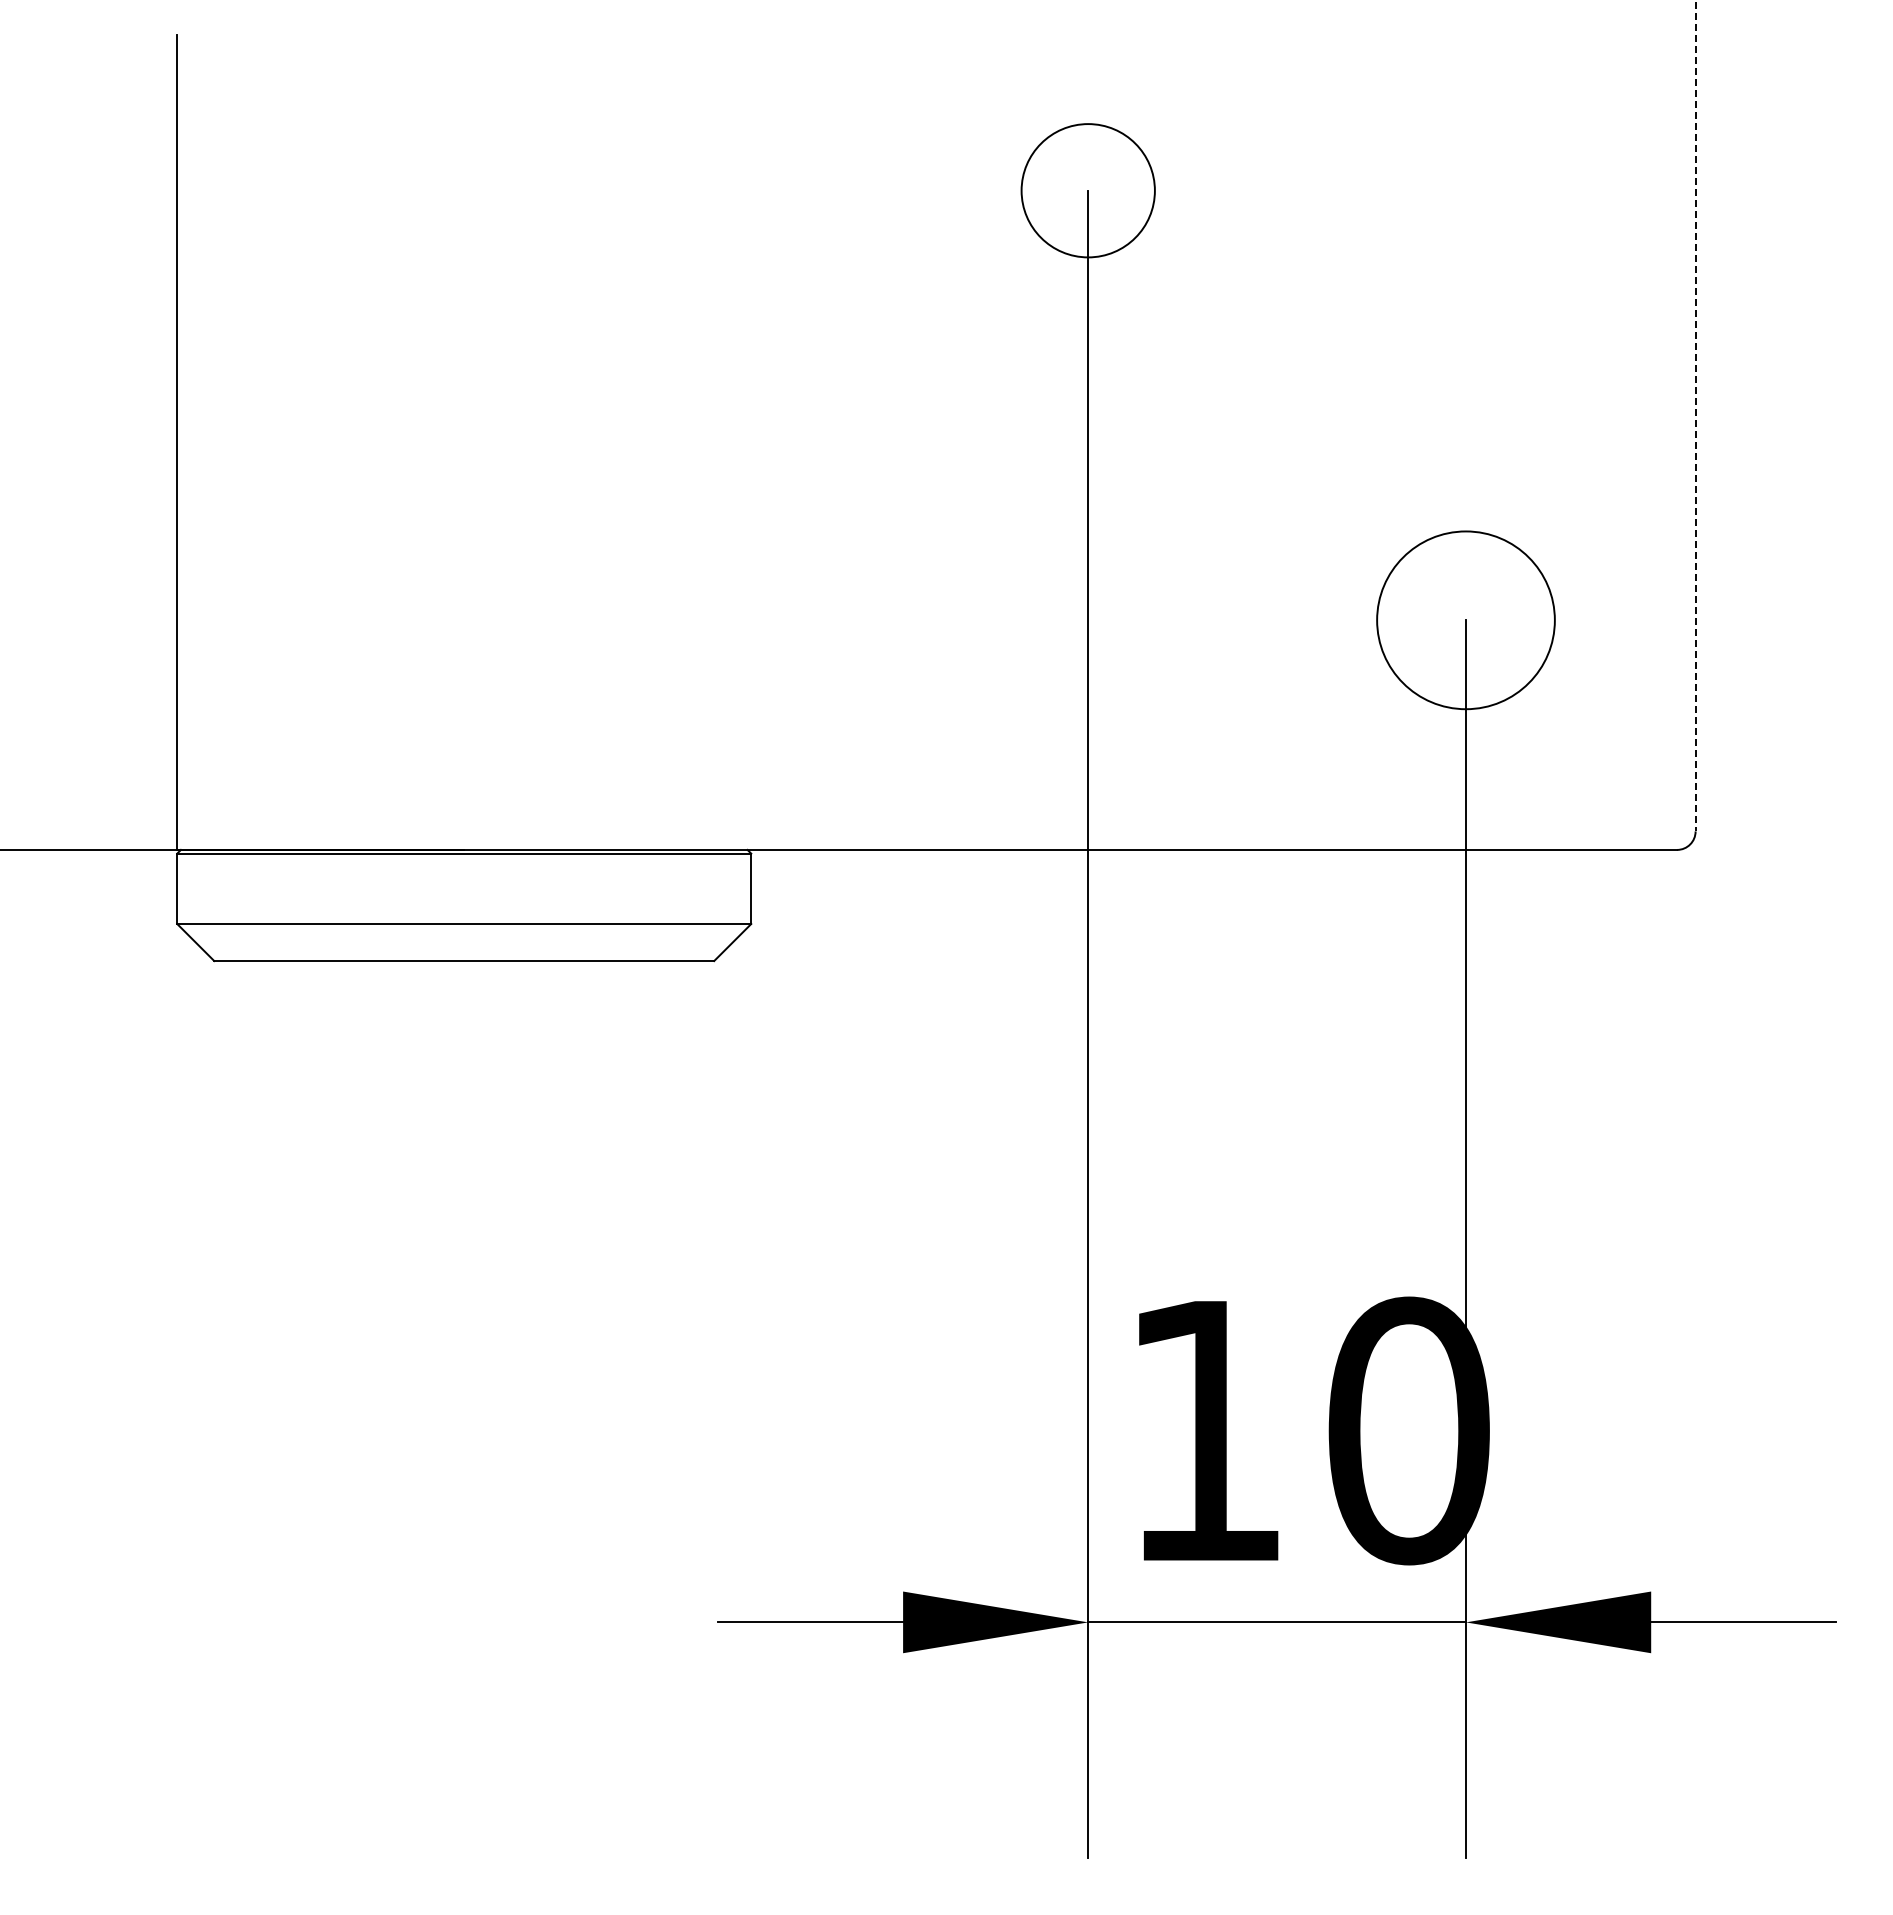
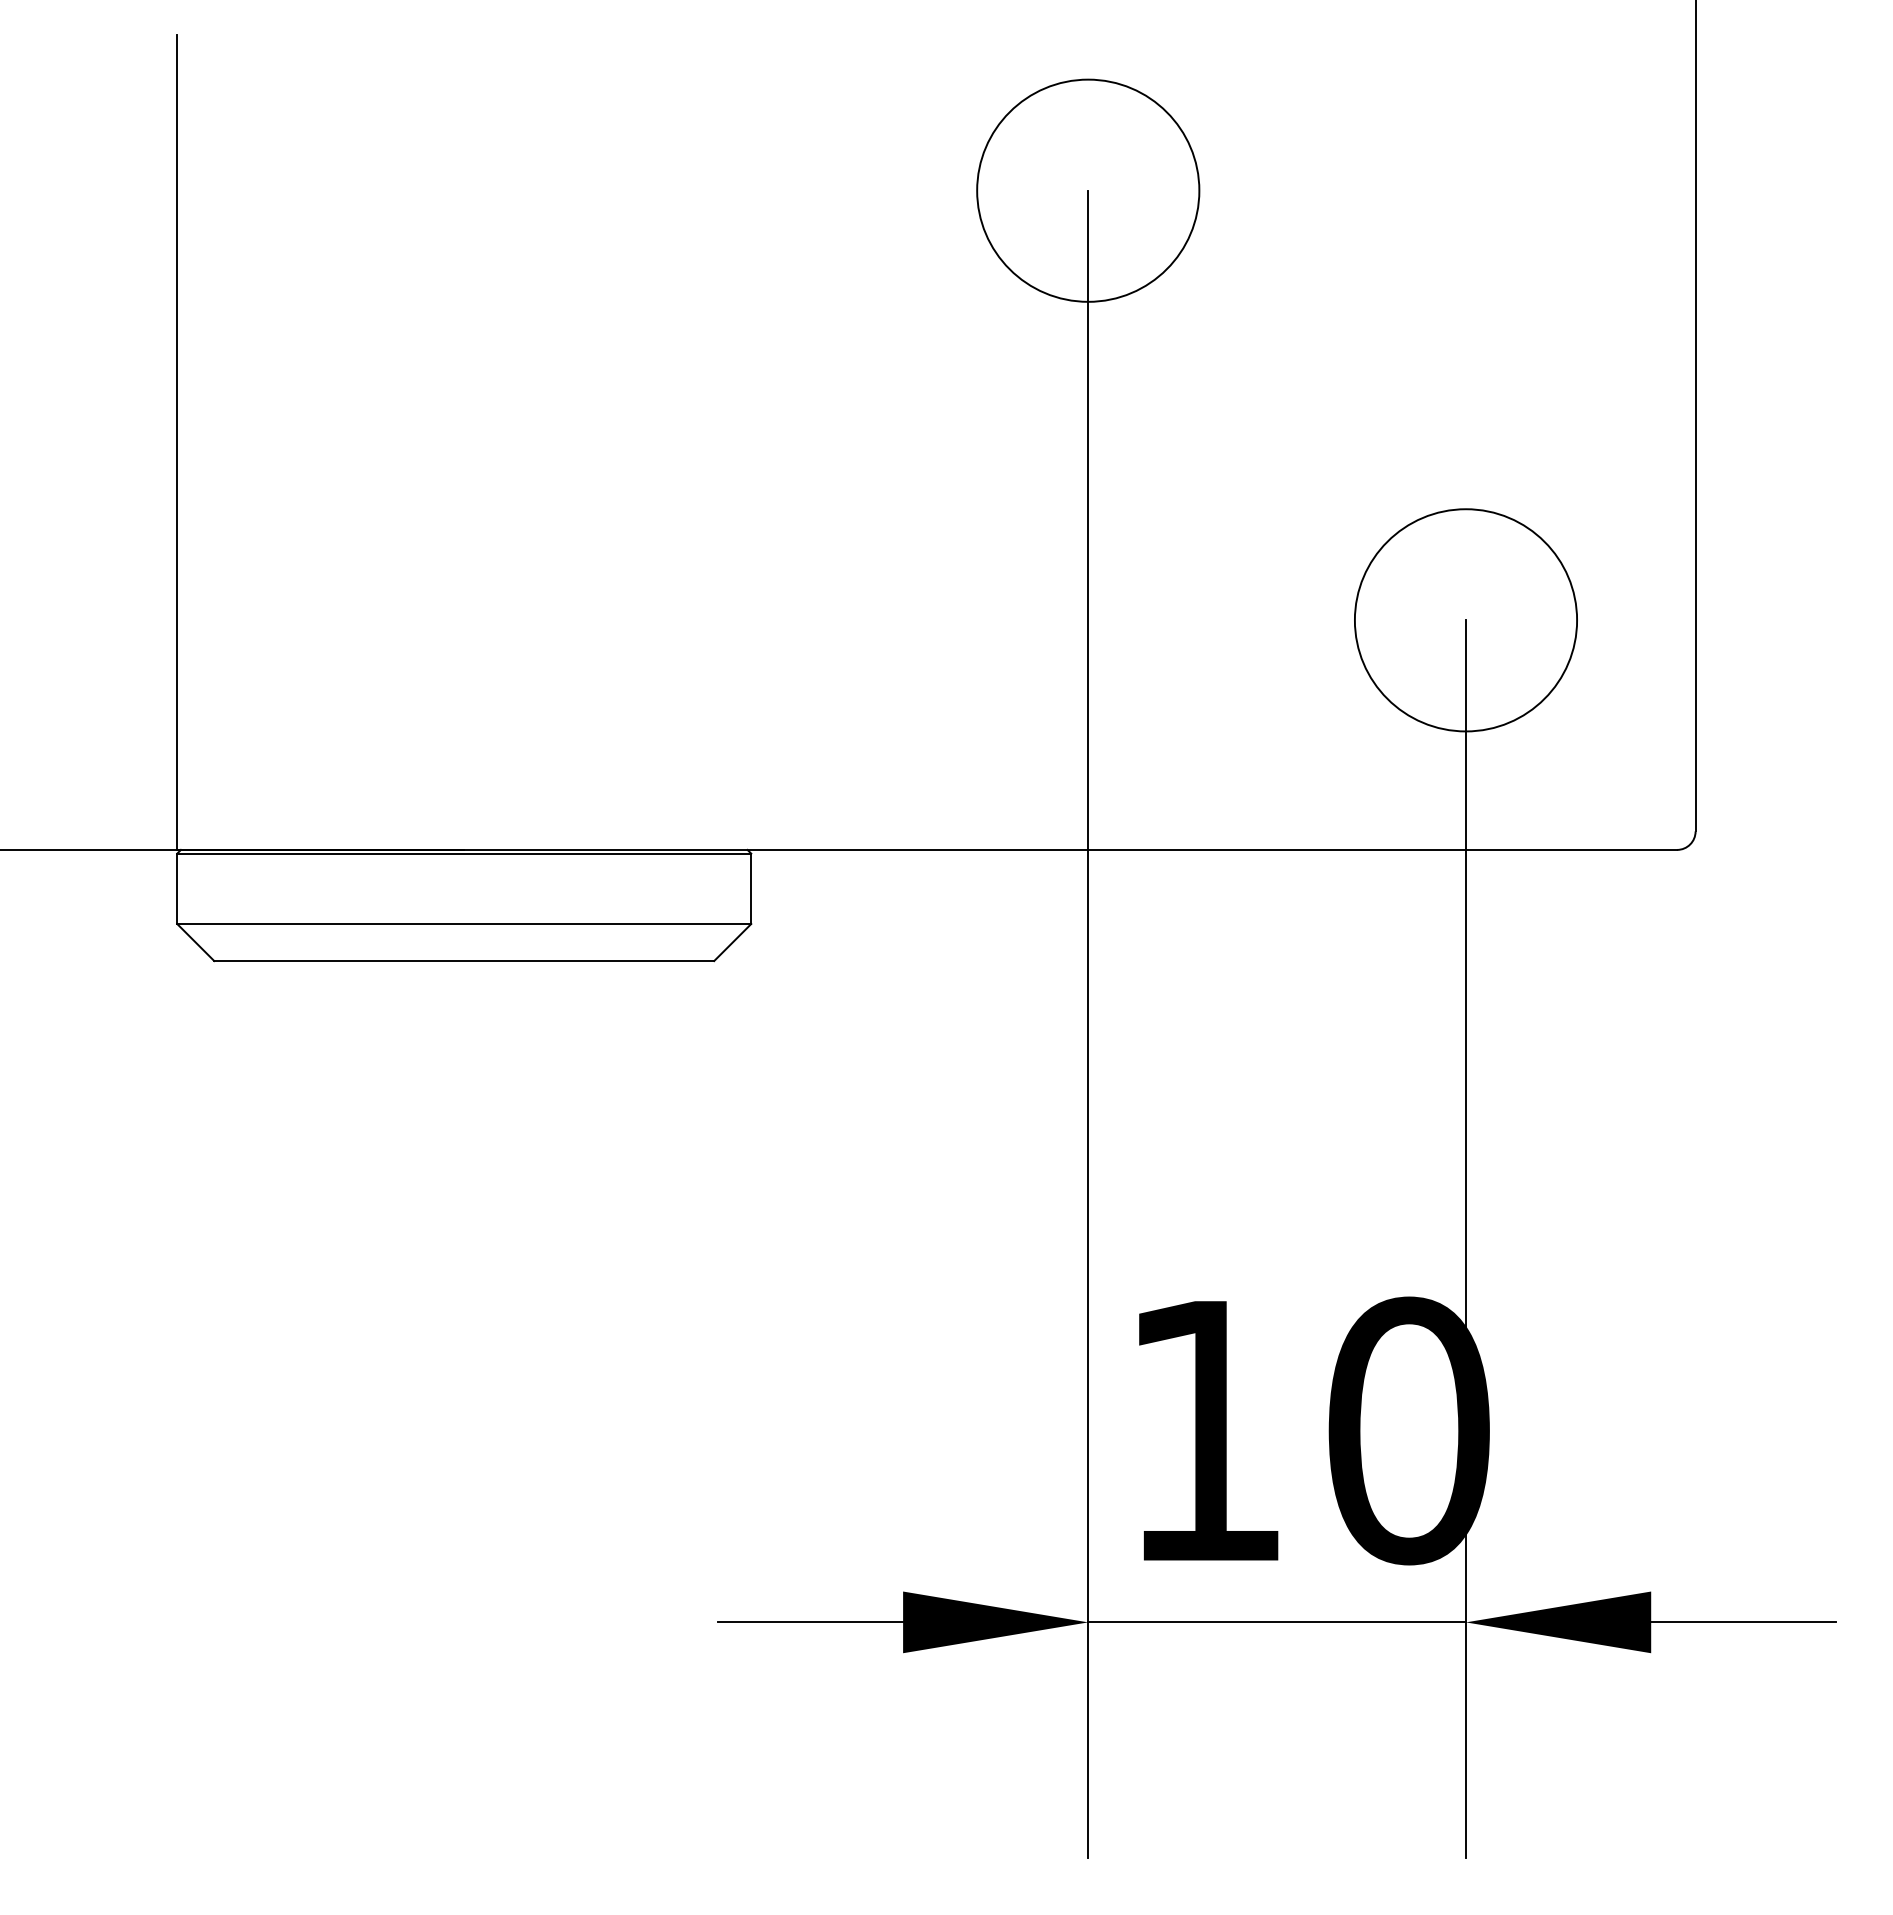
circle diameter: 133 px -> 222 px (1088, 190)
line: dashed -> solid (1695, 416)
circle diameter: 178 px -> 222 px (1465, 620)
